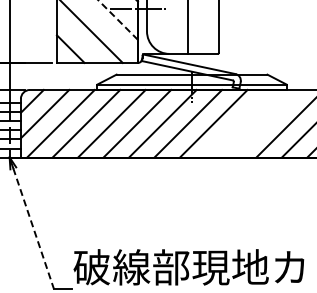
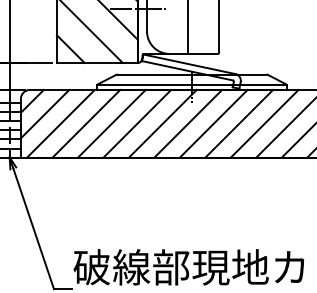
line: dashed -> solid (118, 20)
line: none -> present (239, 123)
line: none -> present (264, 123)
line: dashed -> solid (33, 228)
